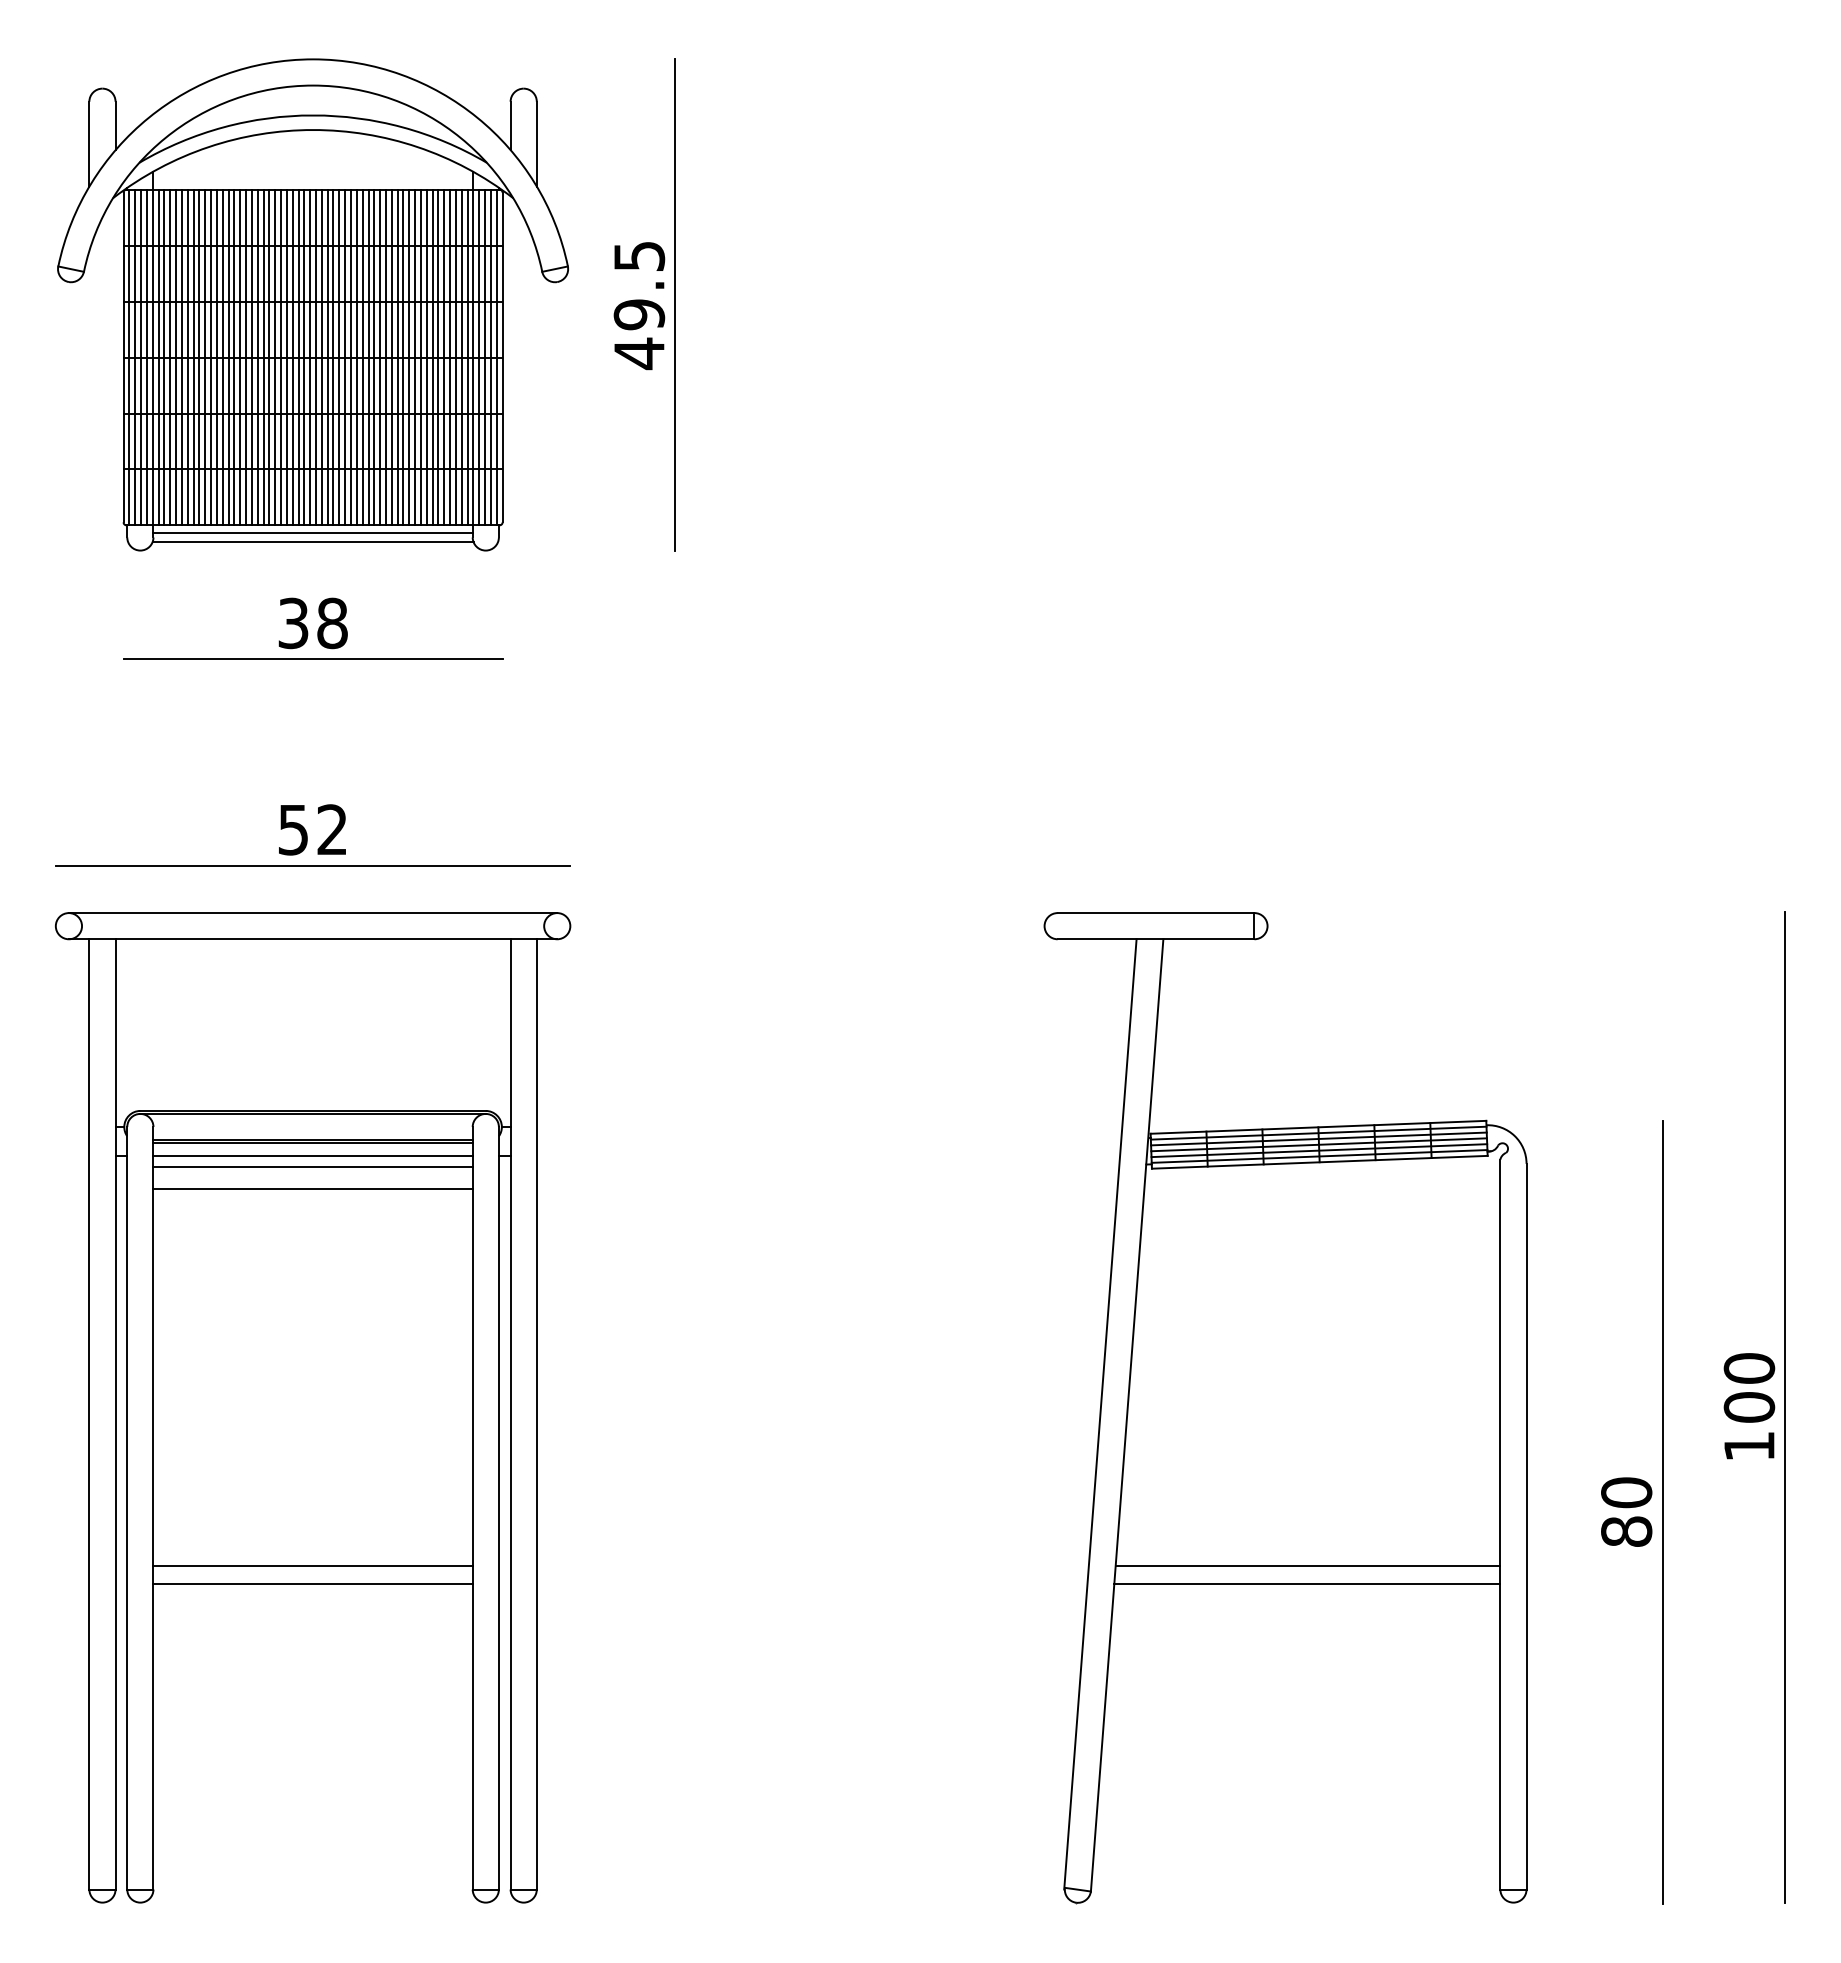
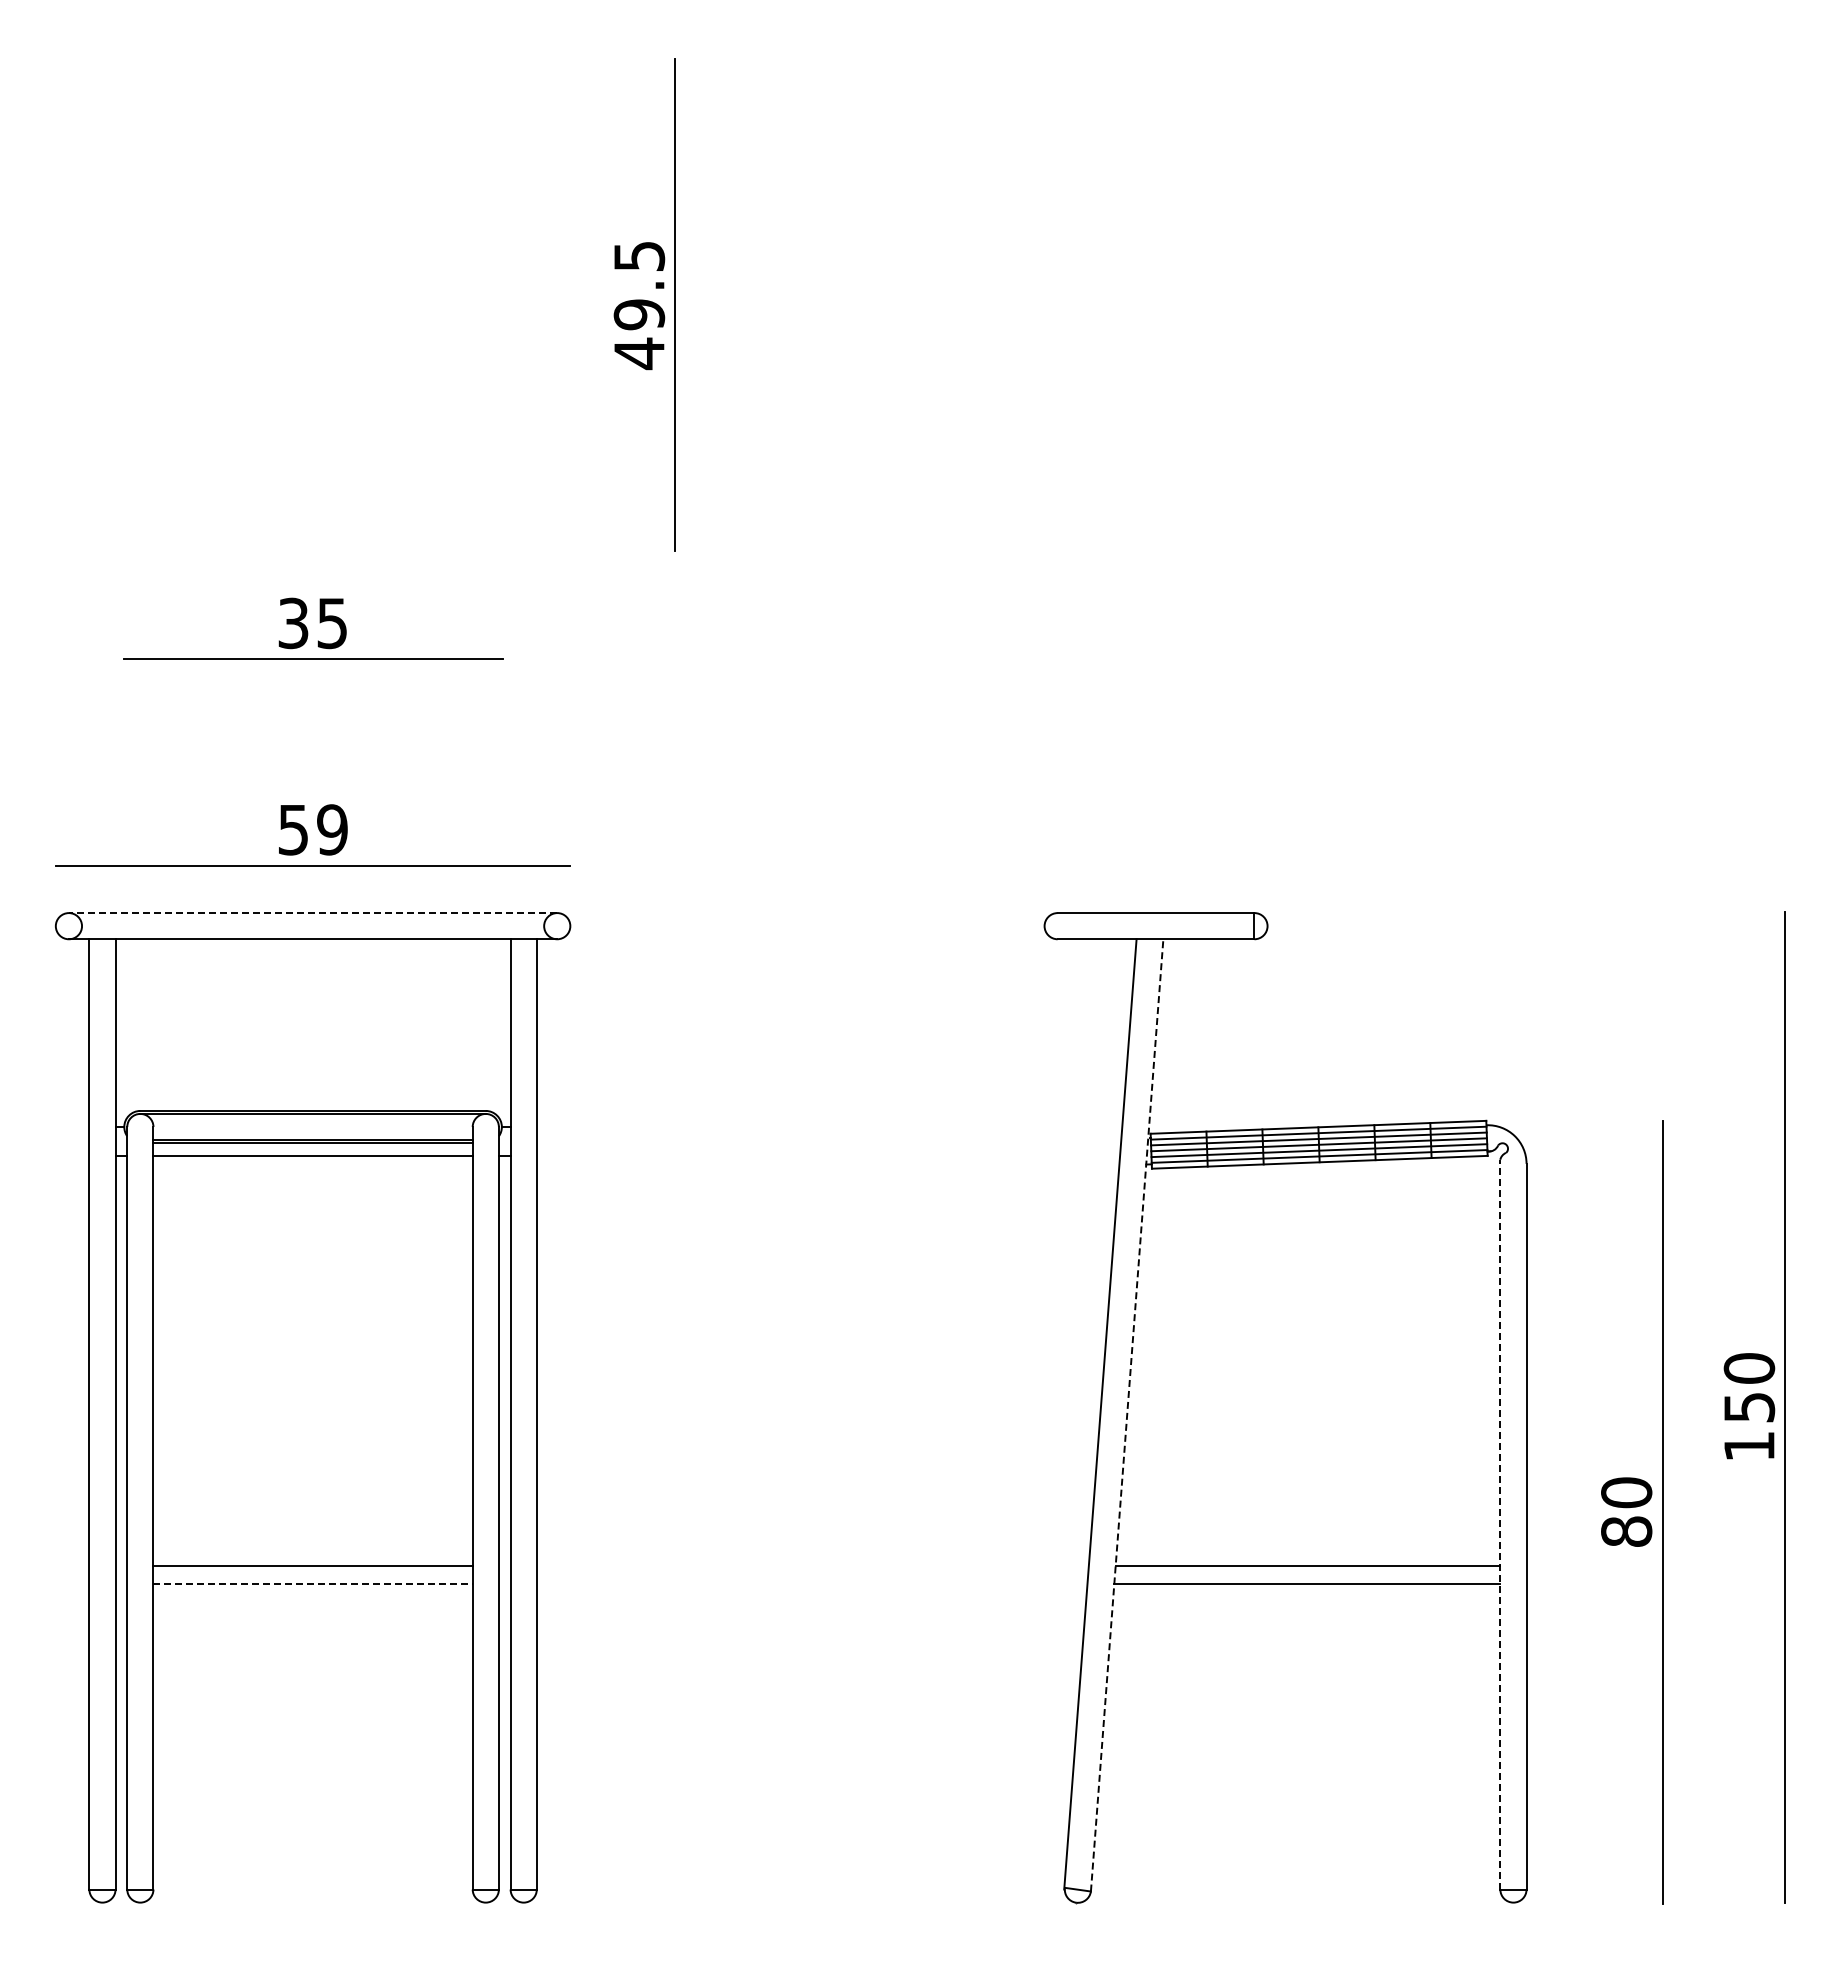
part: present -> none (312, 304)
text: 38 -> 35 (332, 623)
text: 52 -> 59 (332, 829)
line: solid -> dashed (312, 913)
line: present -> none (312, 1167)
line: present -> none (312, 1189)
text: 100 -> 150 (1749, 1407)
line: solid -> dashed (1127, 1414)
line: solid -> dashed (1500, 1524)
line: solid -> dashed (313, 1583)
